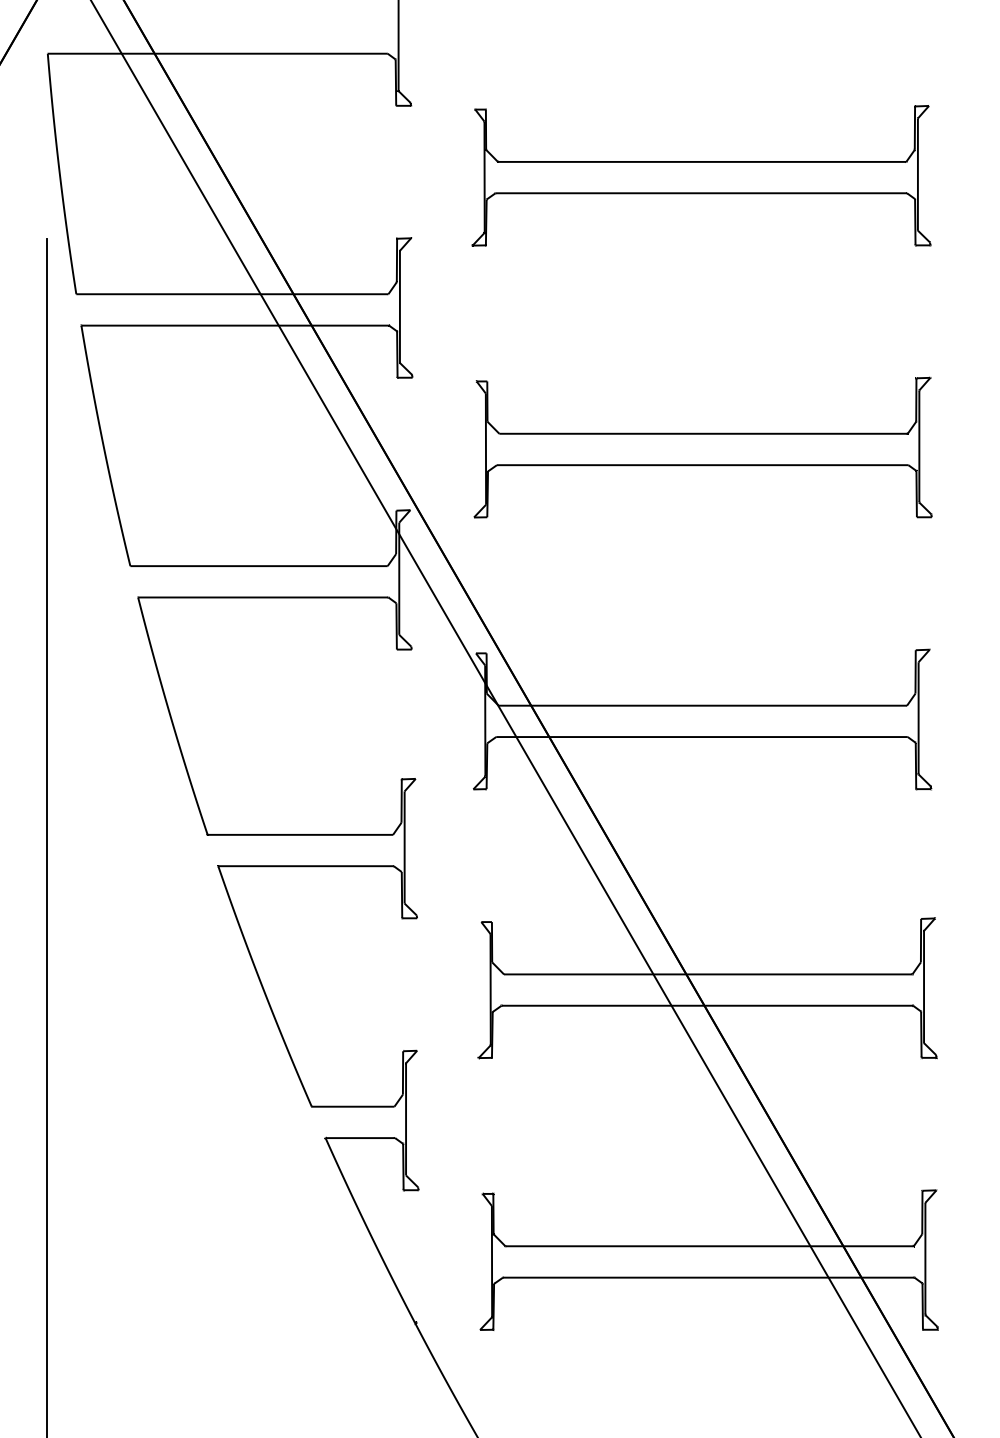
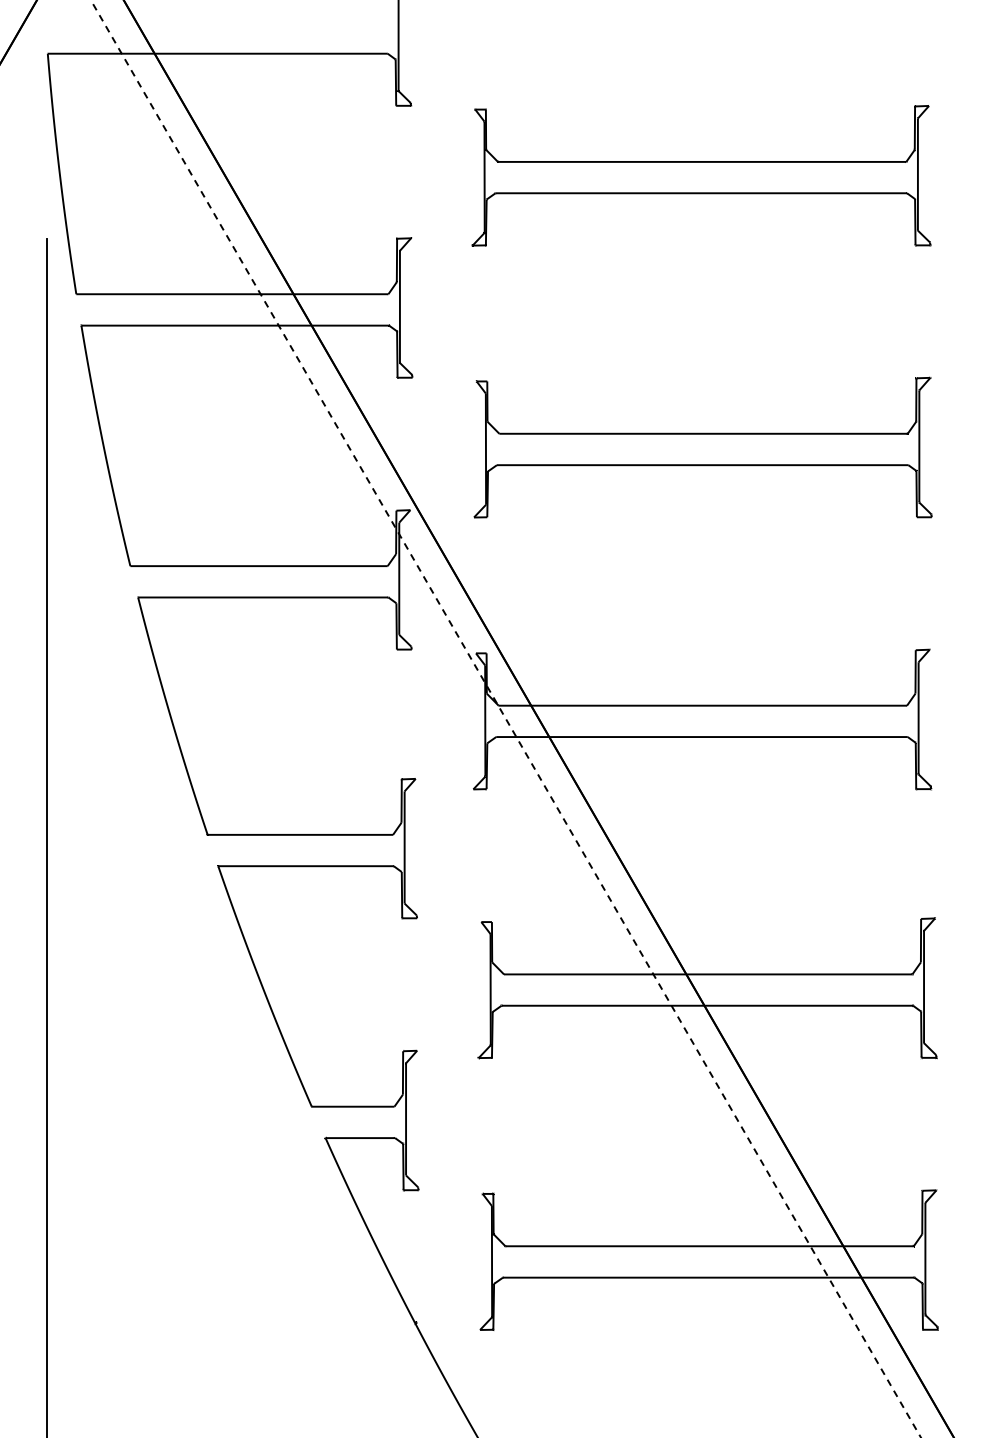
line: solid -> dashed (505, 718)
